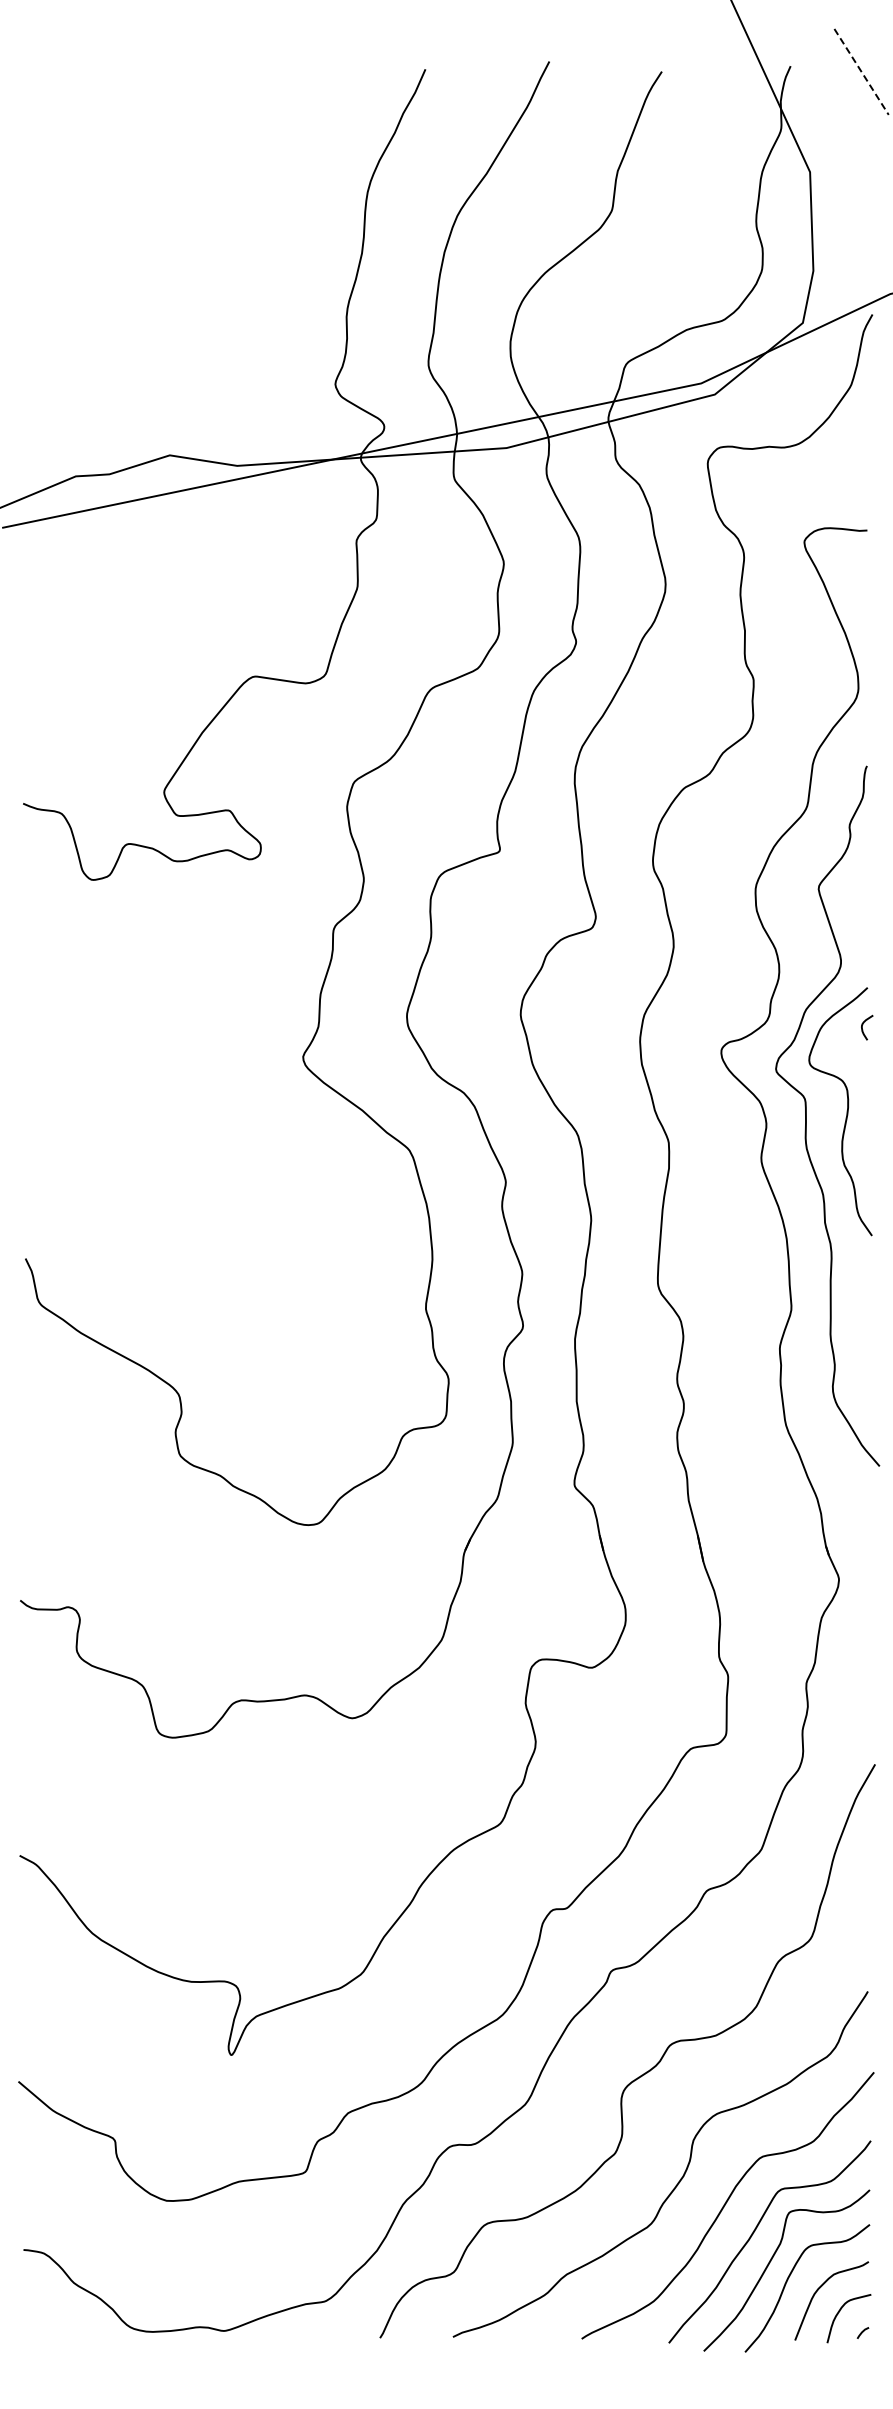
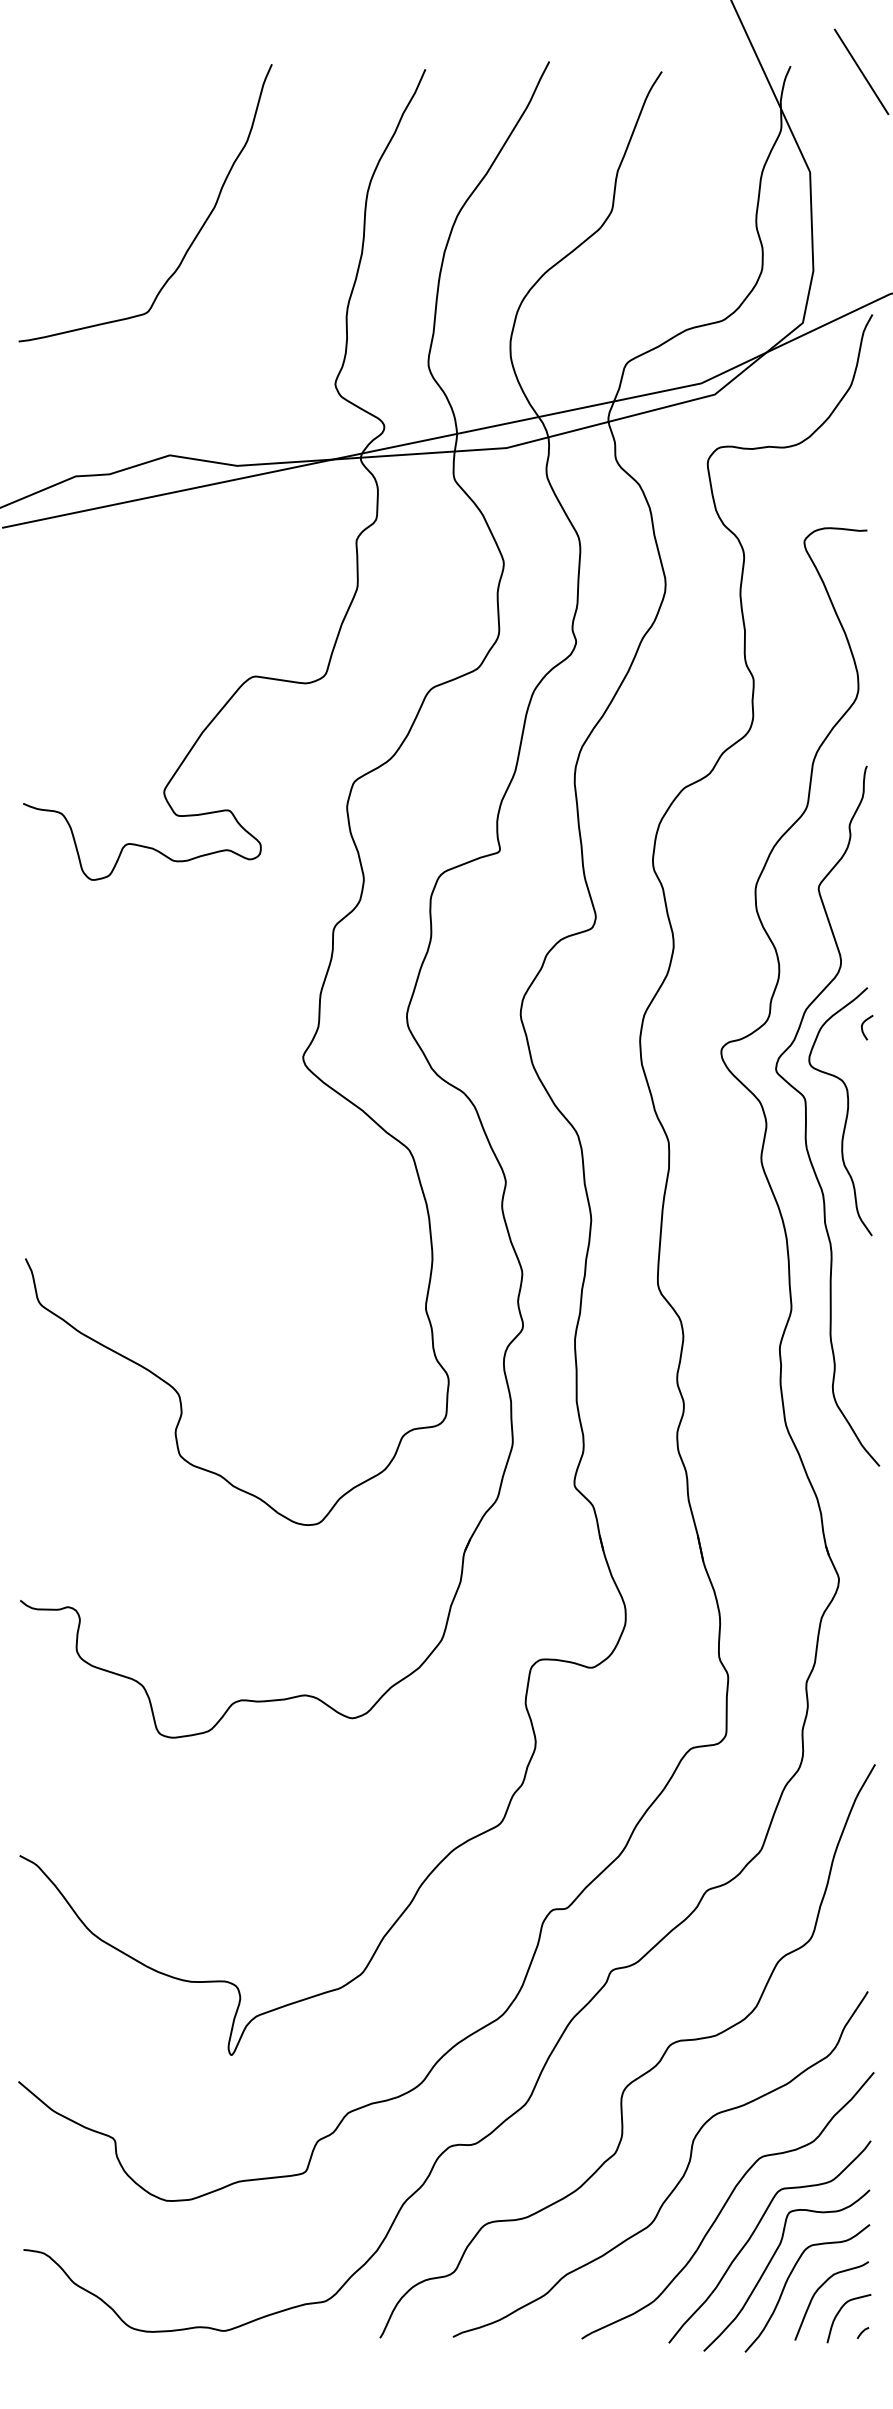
line: dashed -> solid (861, 71)
curve: none -> present (197, 232)
